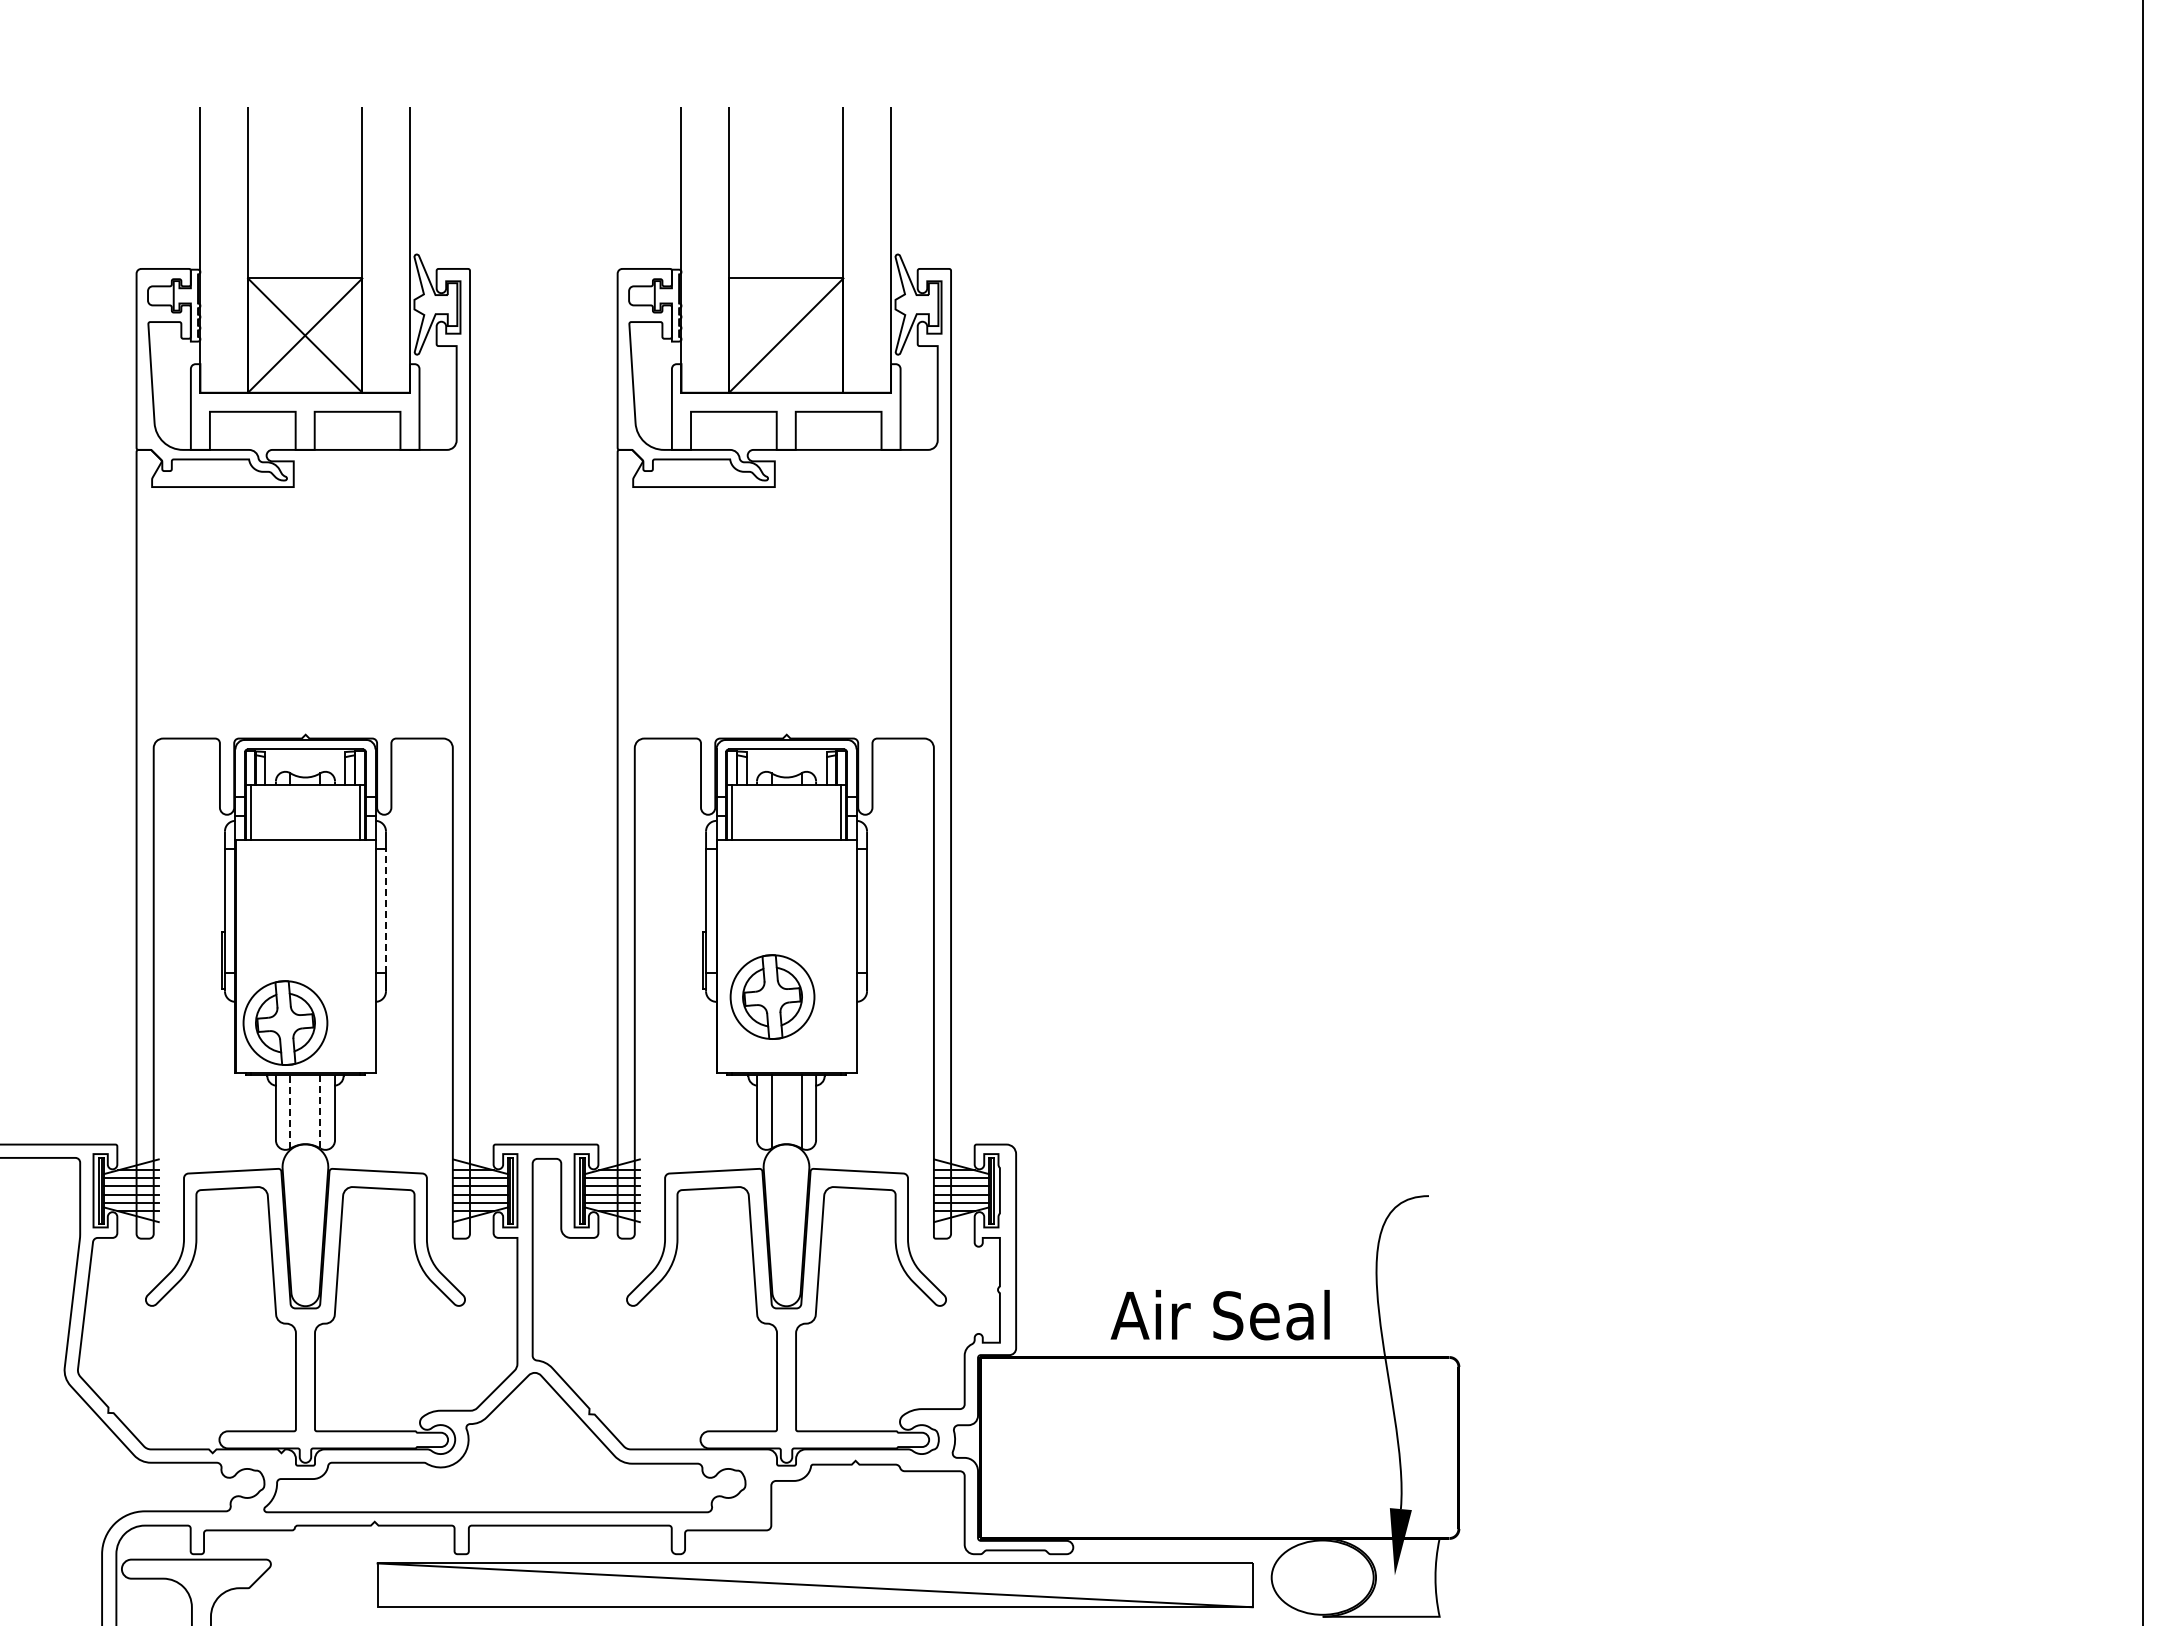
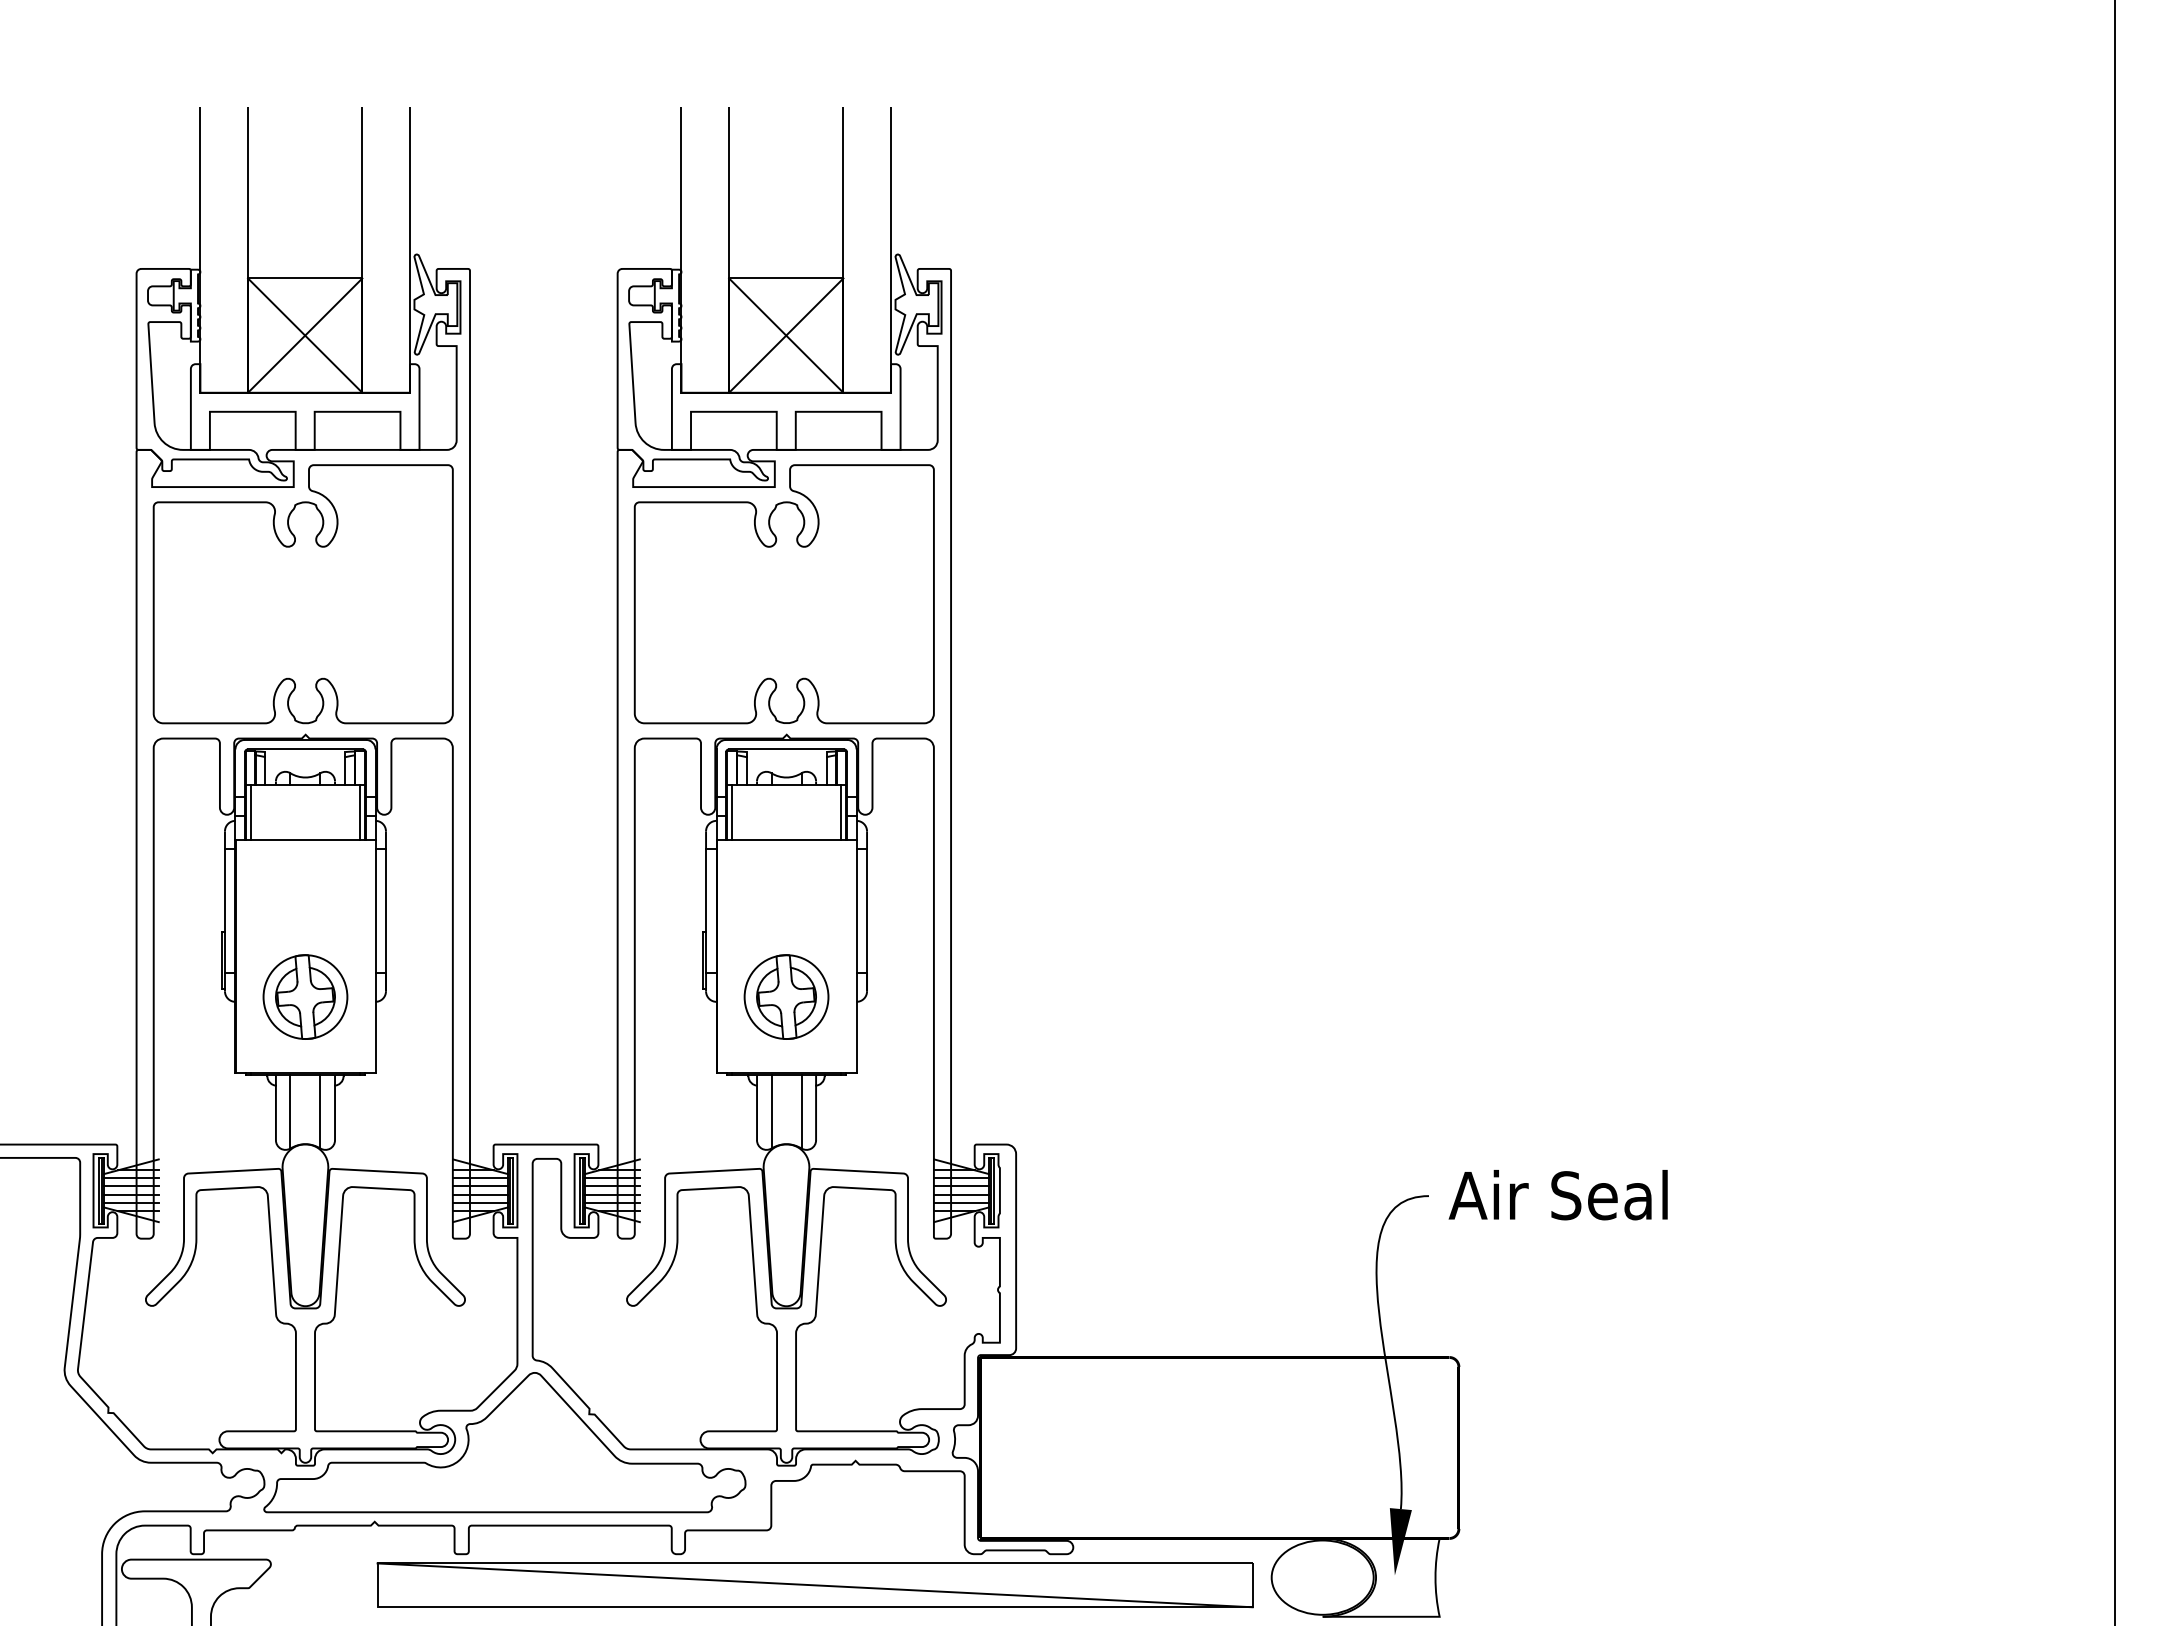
line: none -> present (786, 335)
part: none -> present (302, 594)
part: none -> present (783, 594)
line position: (2142, 812) -> (2114, 812) (2114, 812)
line: dashed -> solid (385, 911)
part position: (772, 996) -> (786, 996) (786, 996)
part position: (285, 1022) -> (305, 996) (305, 996)
line: dashed -> solid (290, 1111)
line: dashed -> solid (320, 1111)
text position: (1219, 1315) -> (1557, 1195) (1557, 1195)
